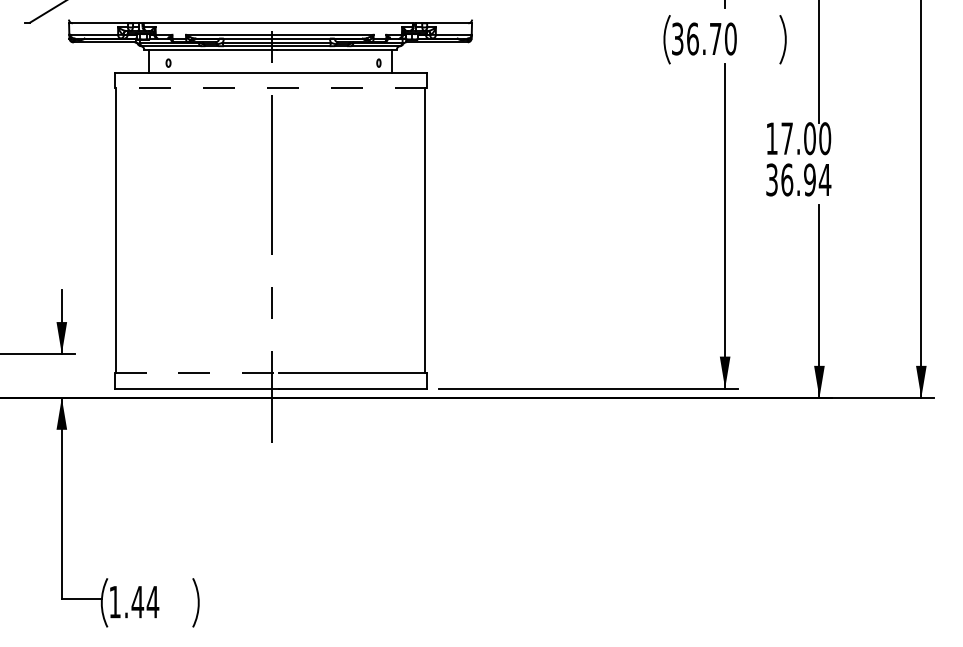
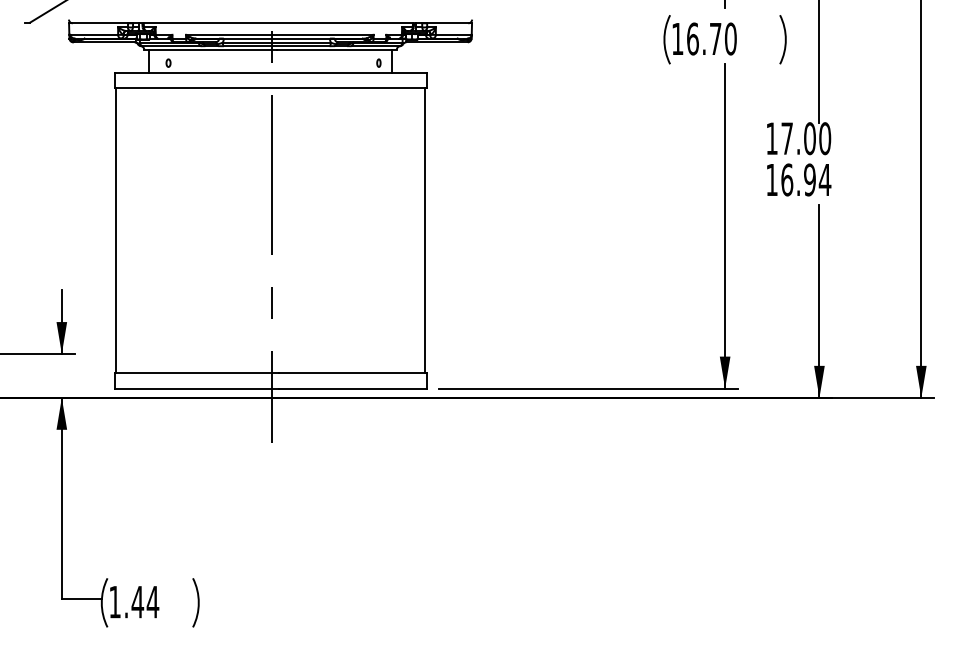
text: 36.70 -> 16.70 (677, 38)
line: dashed -> solid (270, 87)
text: 36.94 -> 16.94 (771, 179)
line: dashed -> solid (197, 373)
